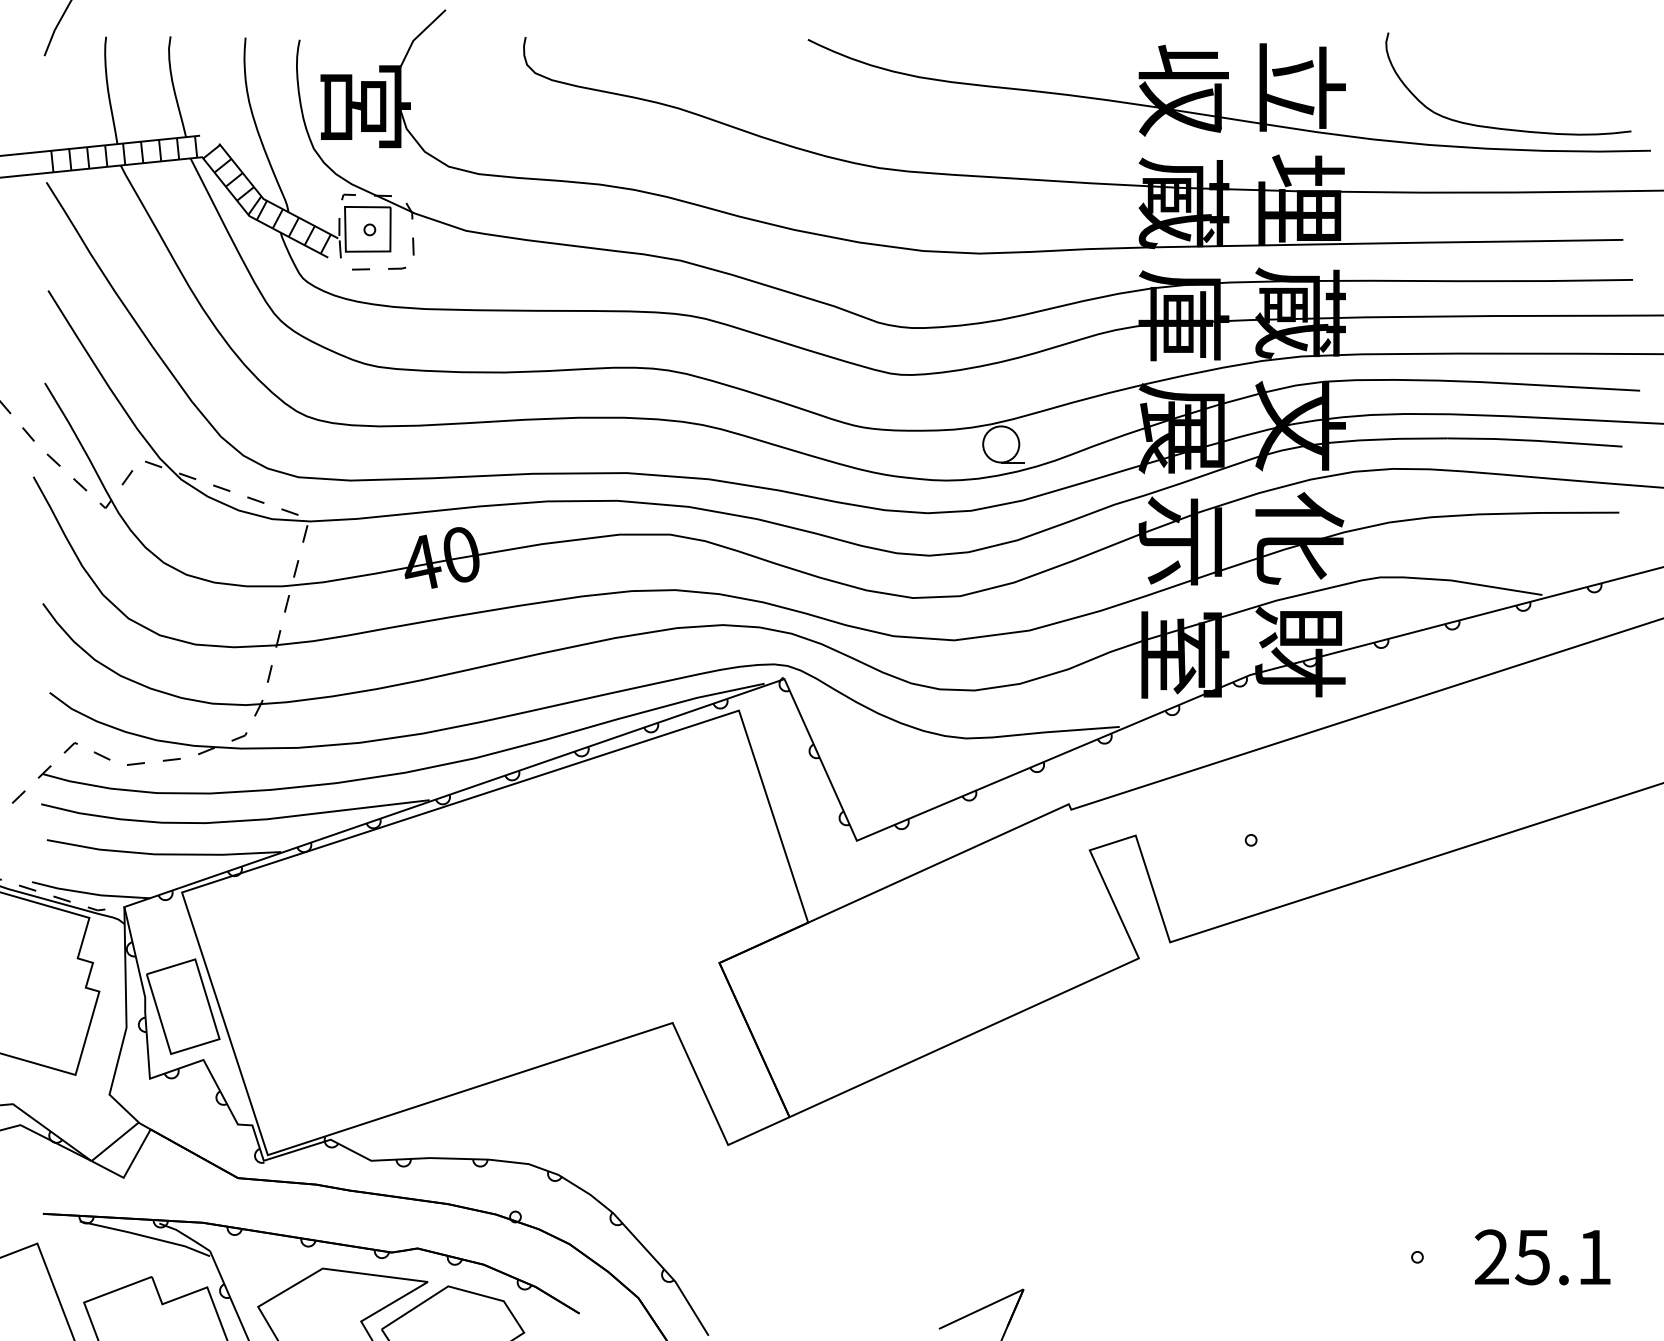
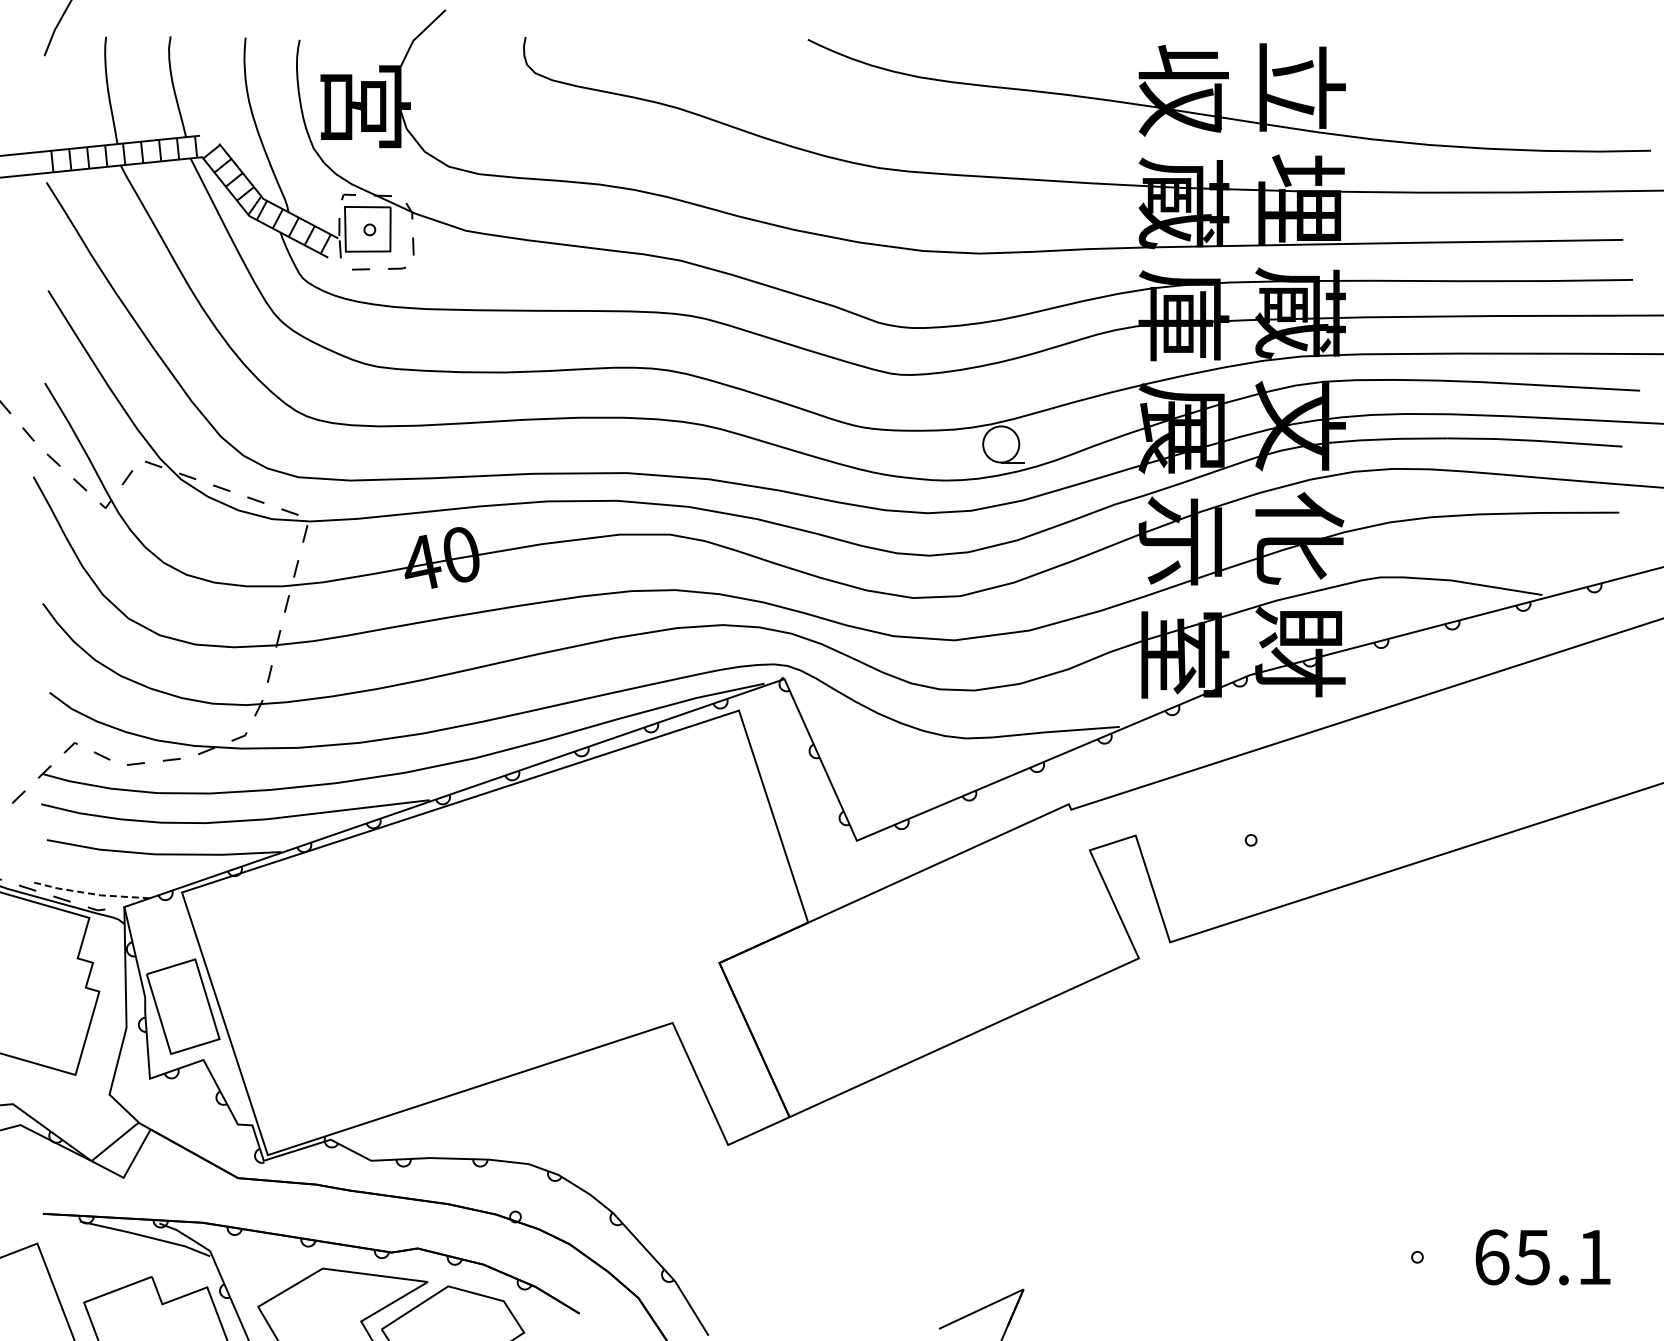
part: present -> none (1499, 127)
line: solid -> dashed (90, 893)
text: 25.1 -> 65.1 (1491, 1257)
